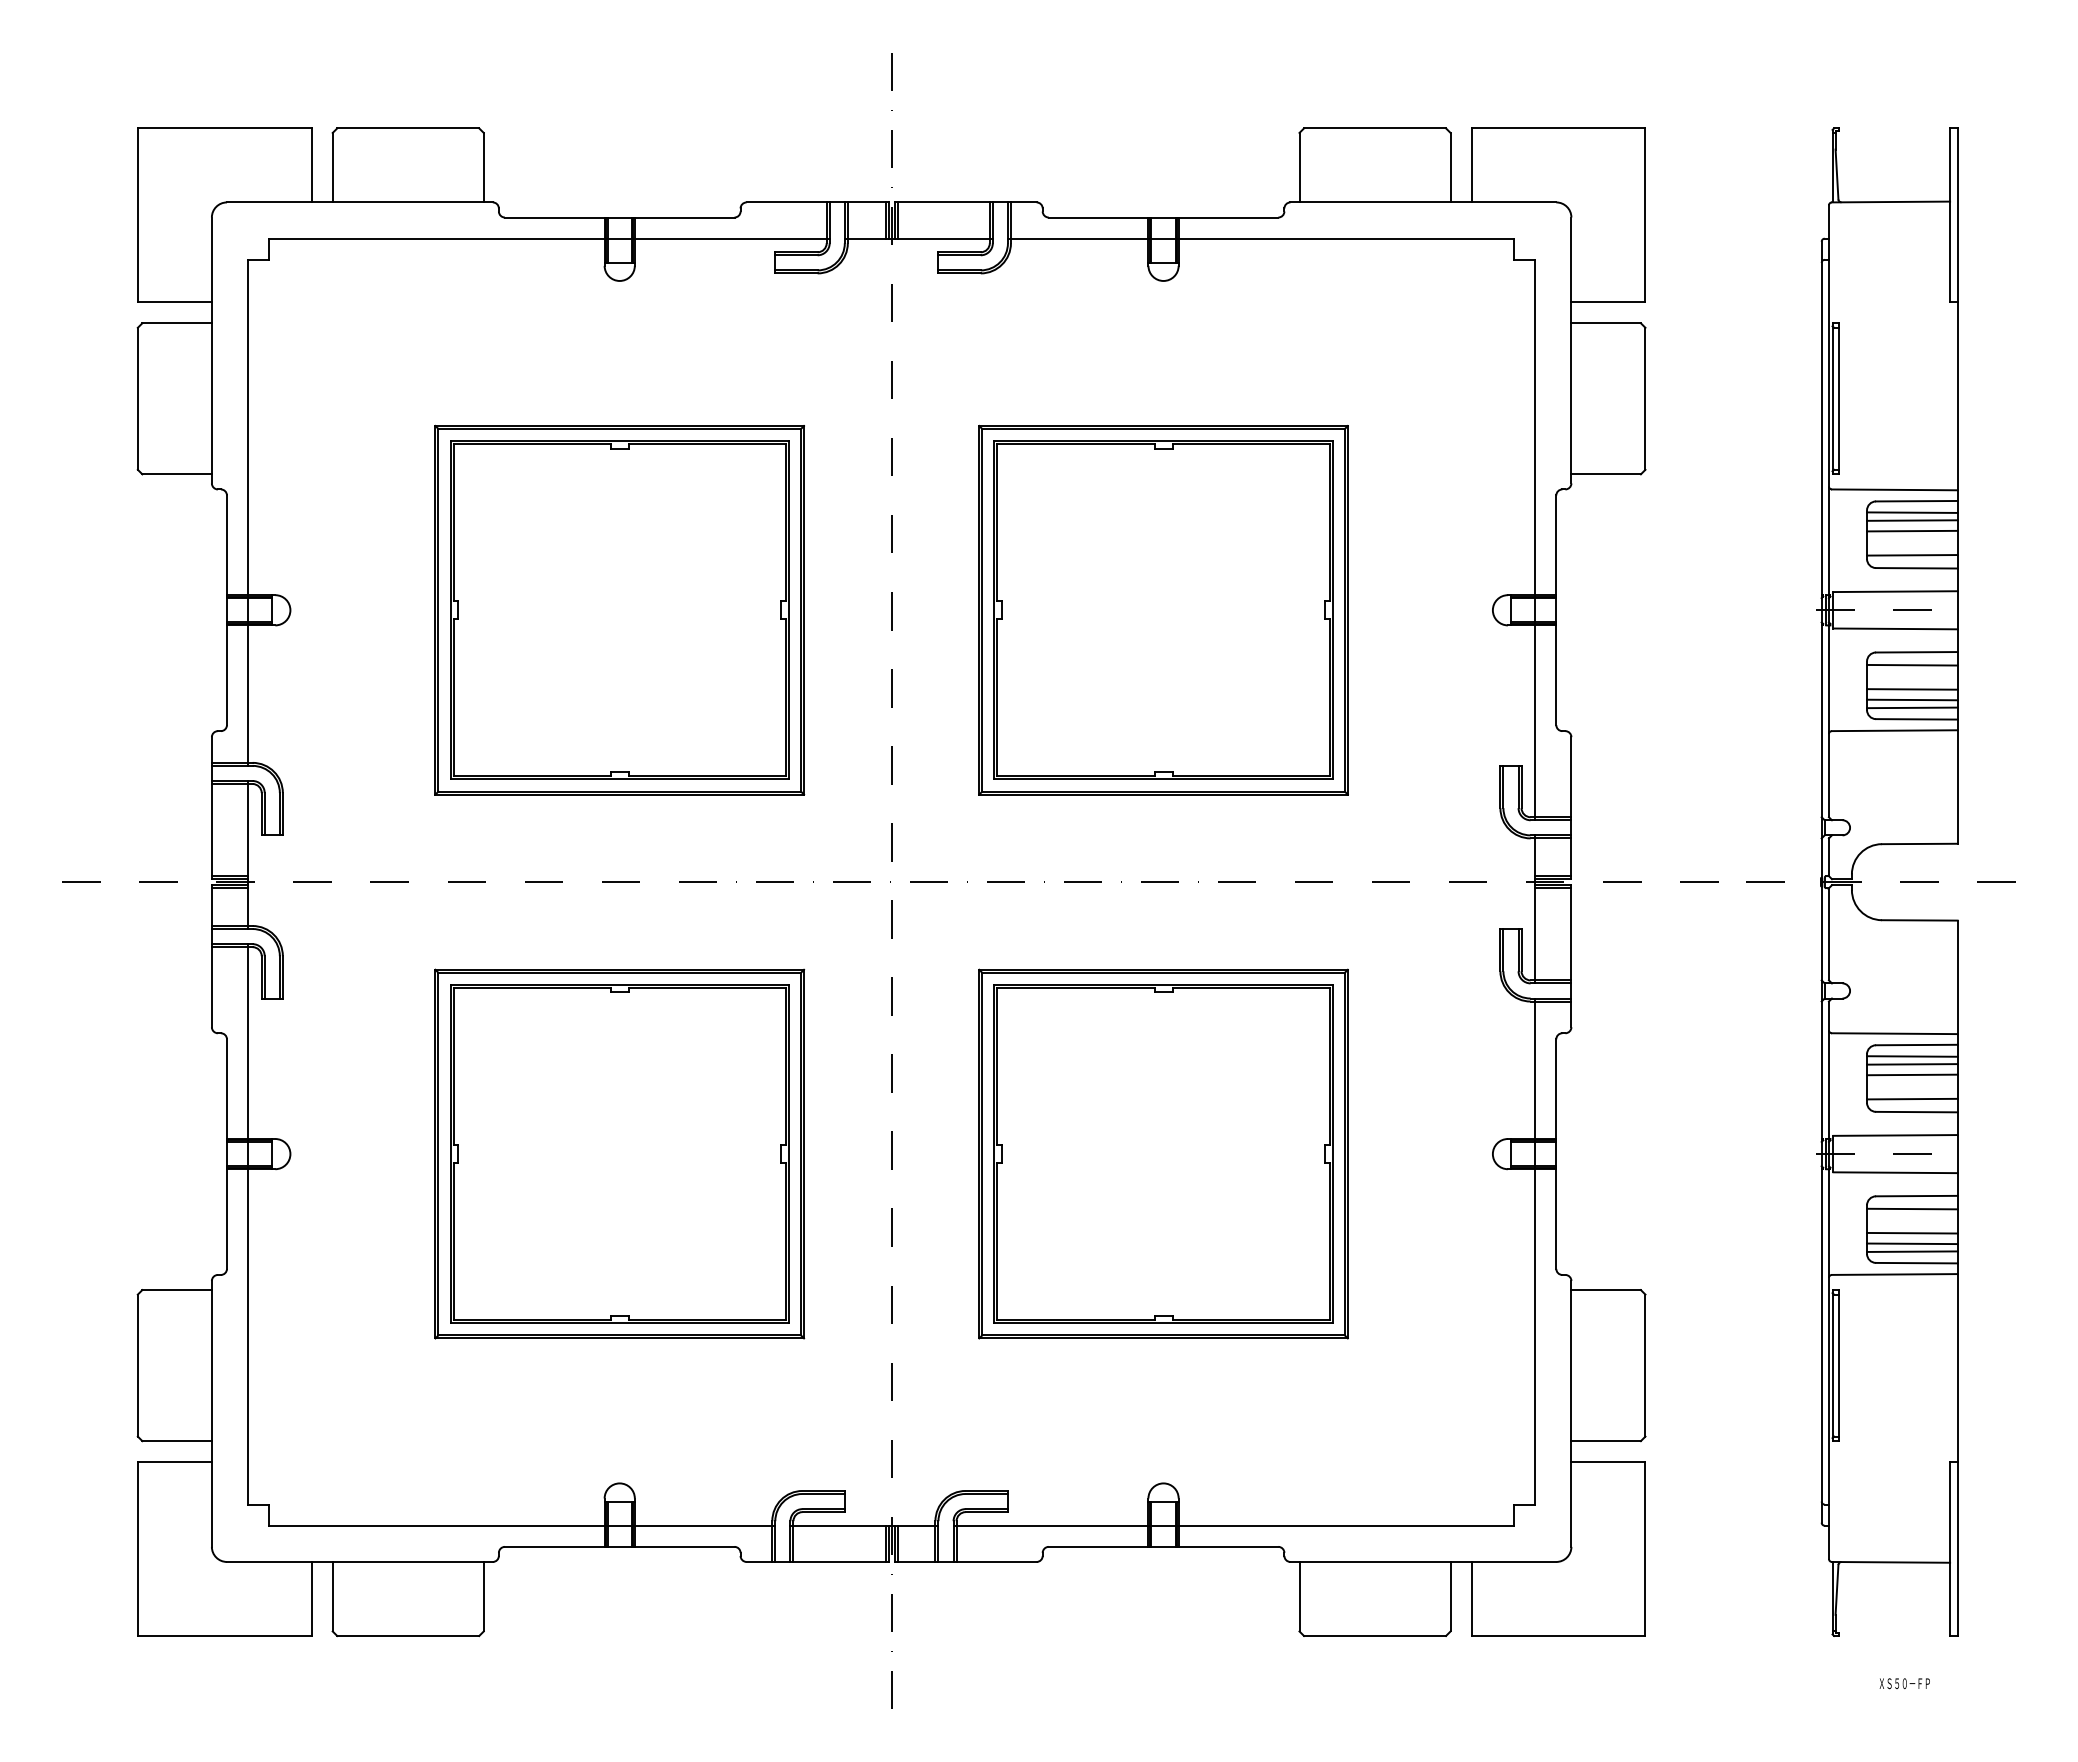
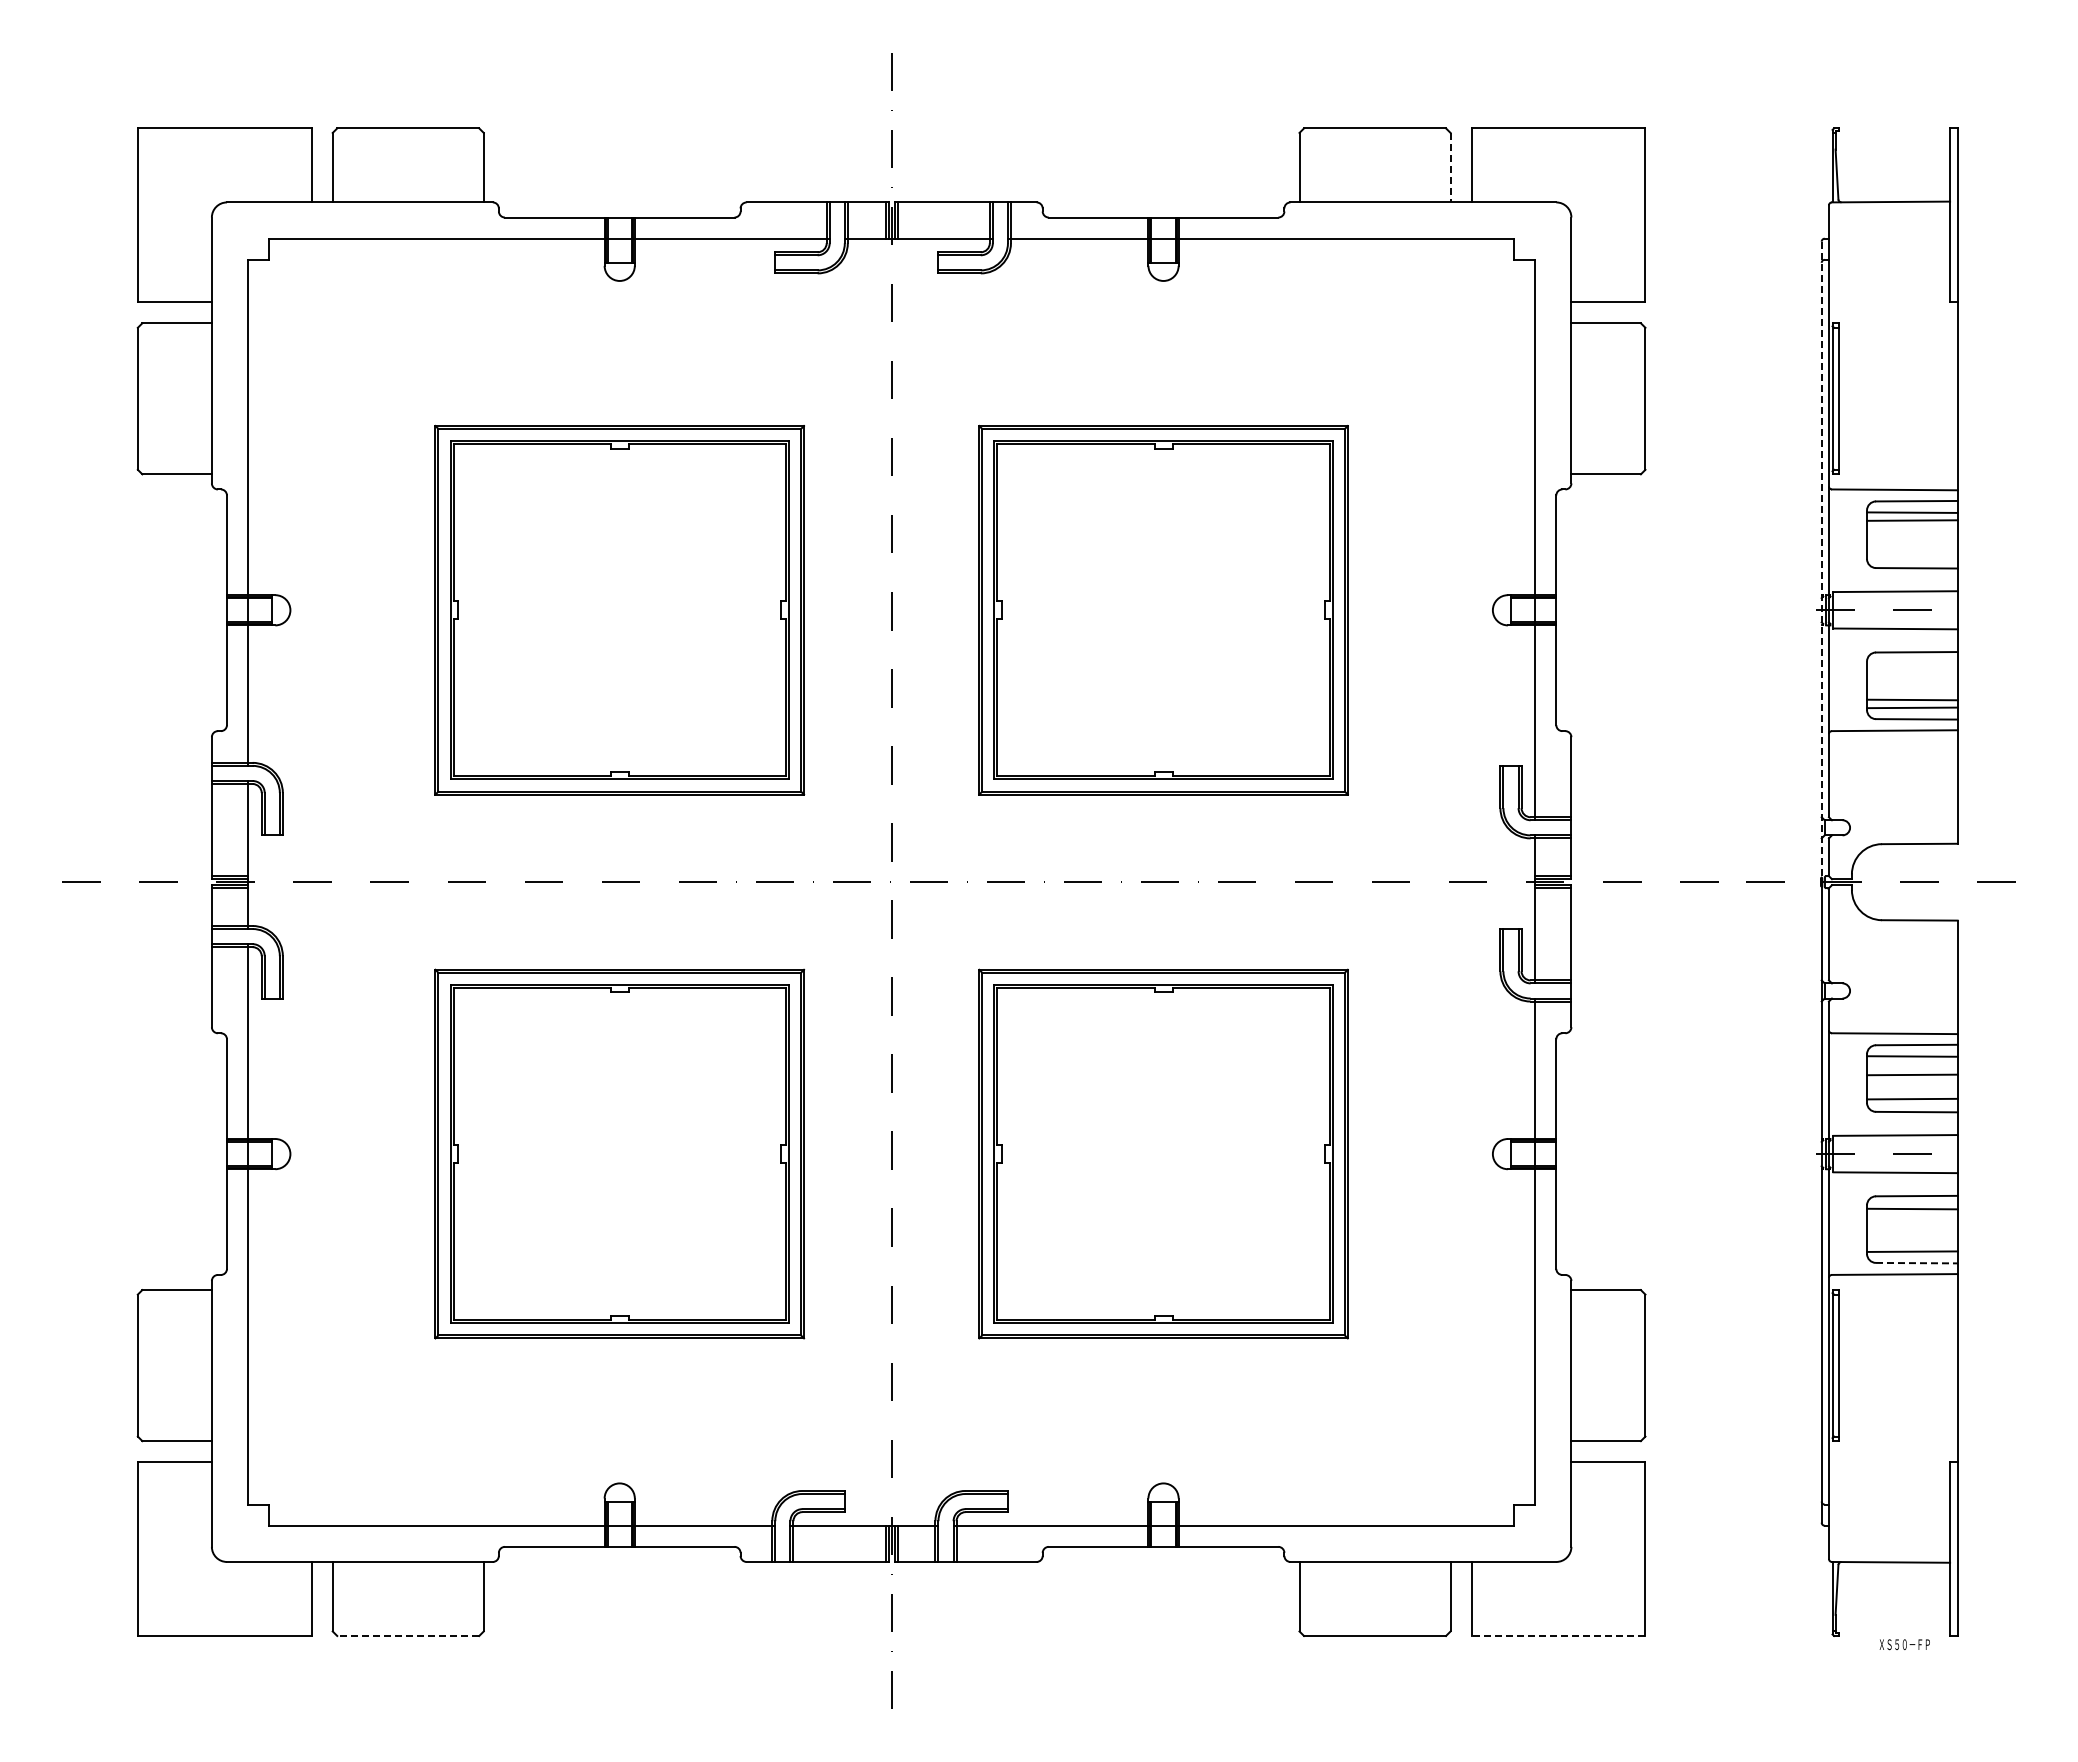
line: solid -> dashed (1450, 167)
line: present -> none (1912, 530)
line: present -> none (1912, 555)
line: solid -> dashed (1821, 559)
line: present -> none (1912, 664)
line: present -> none (1912, 689)
line: present -> none (1912, 1064)
line: present -> none (1912, 1232)
line: present -> none (1912, 1243)
line: solid -> dashed (1916, 1263)
line: solid -> dashed (408, 1635)
line: solid -> dashed (1558, 1635)
text position: (1904, 1683) -> (1904, 1644) (1904, 1644)
